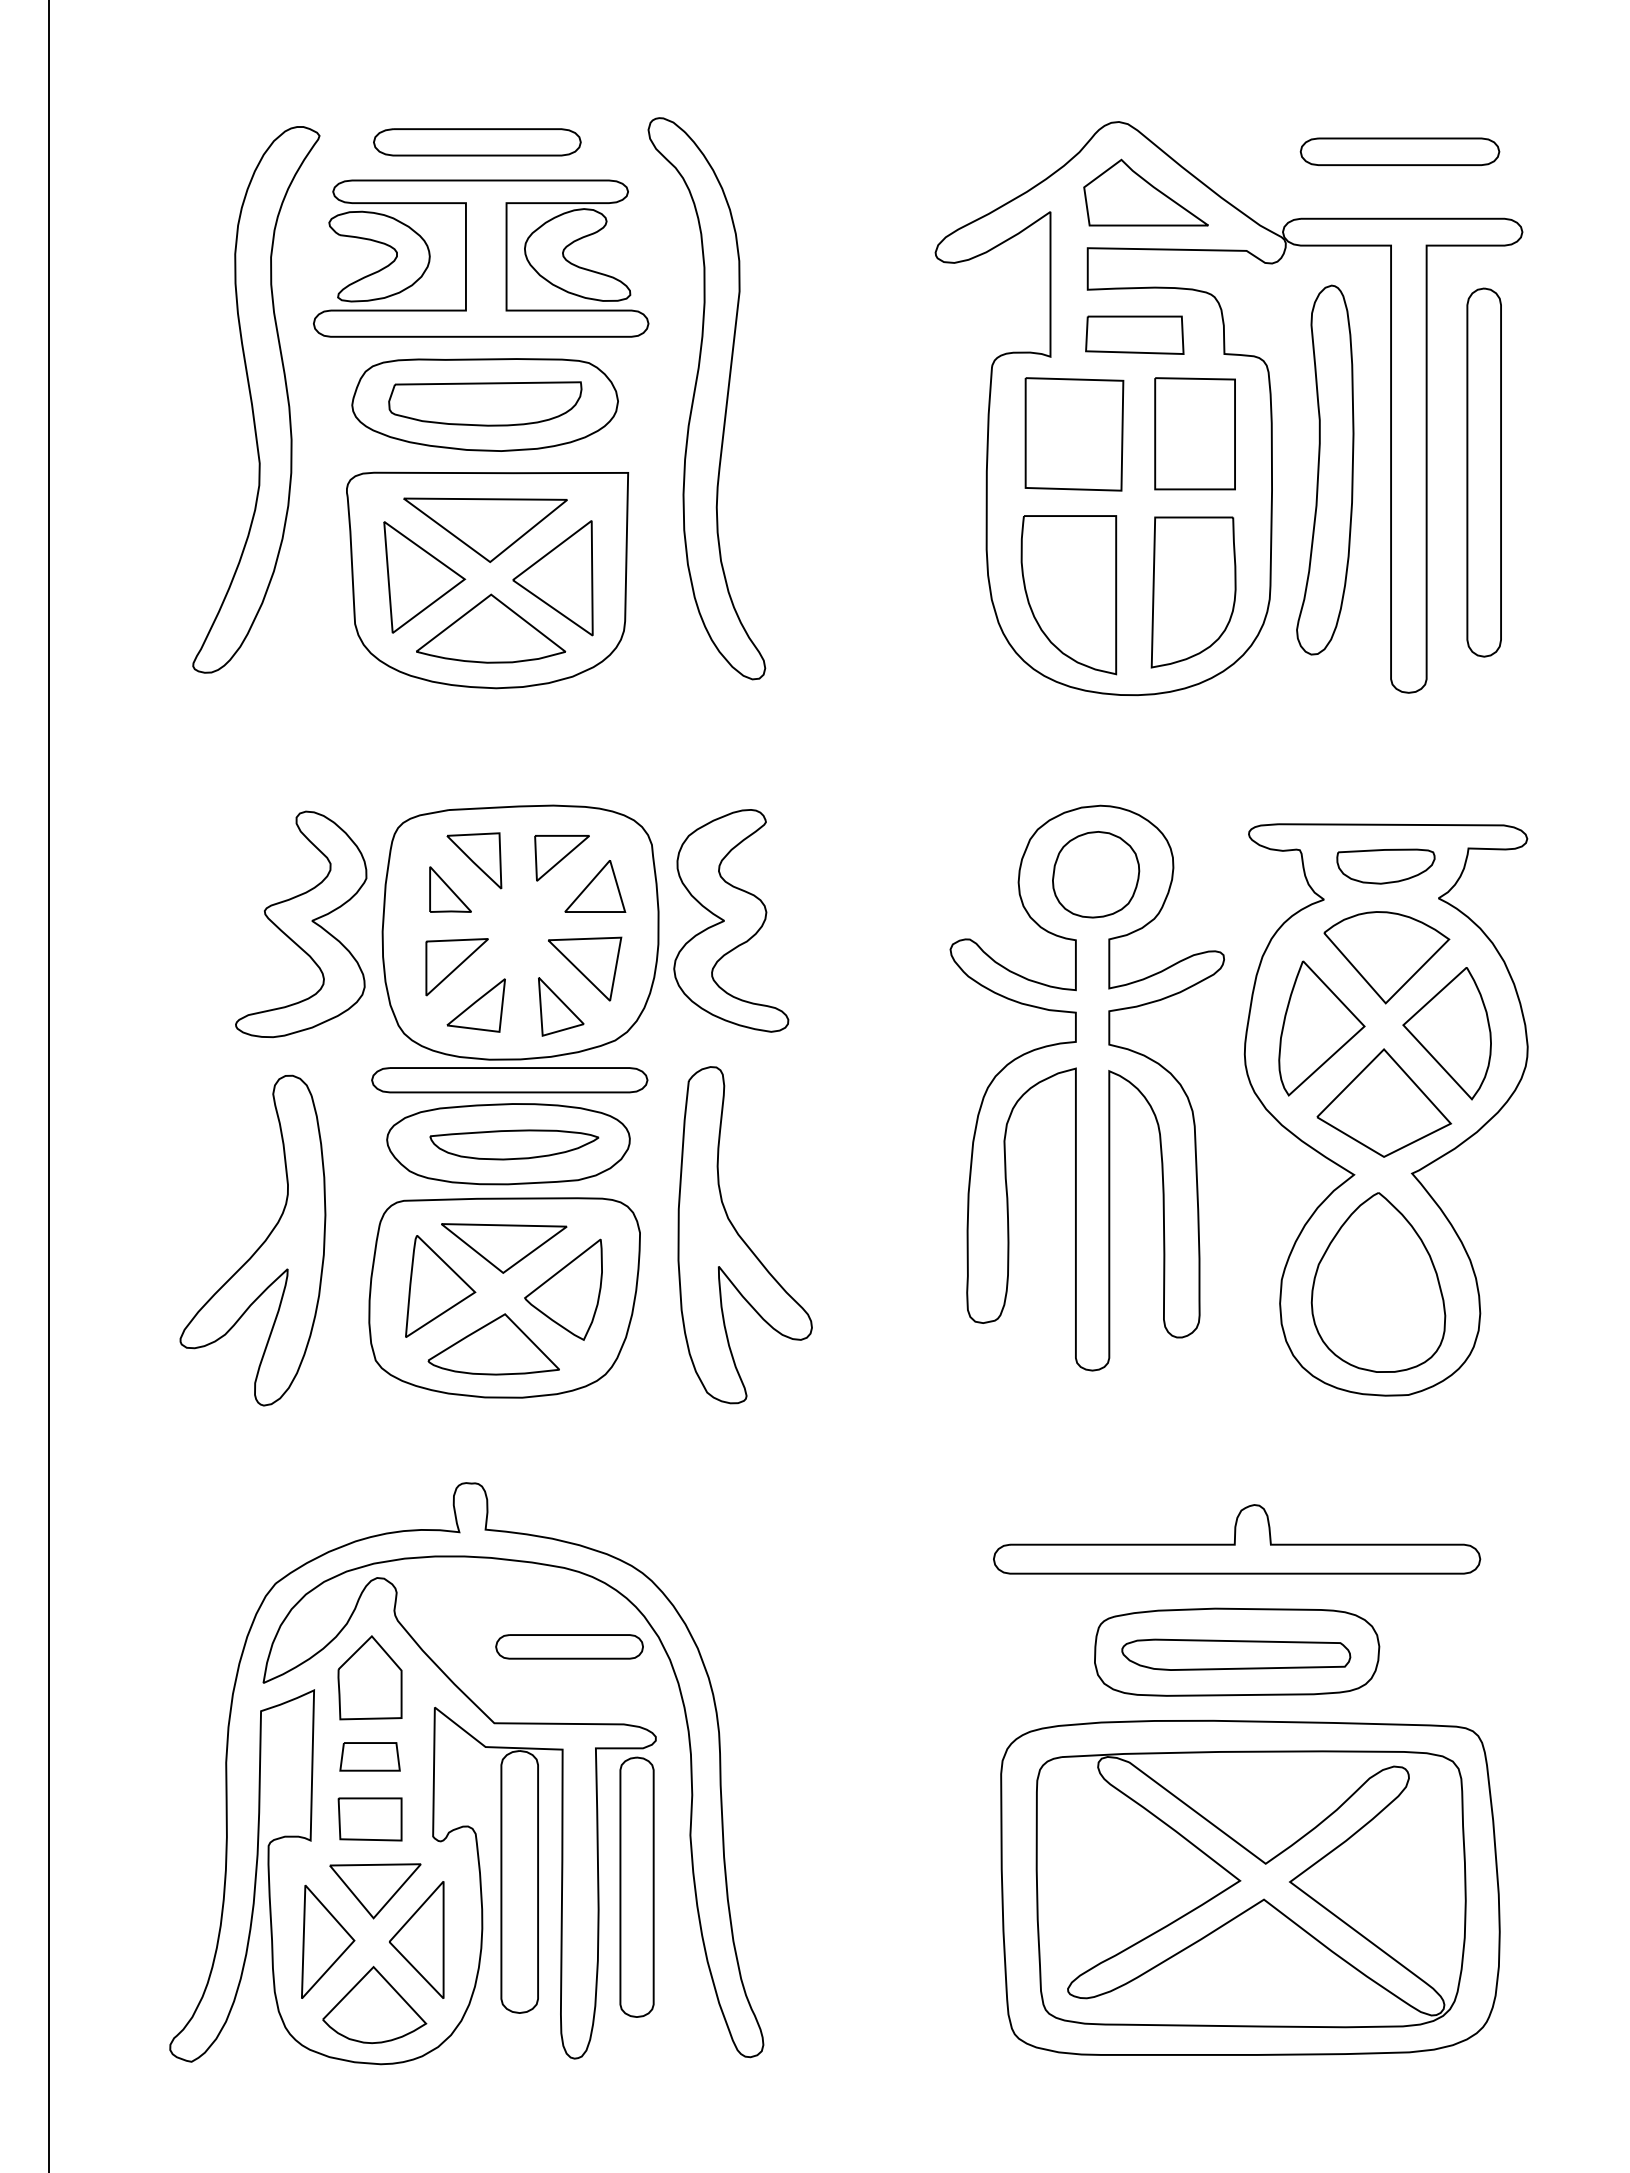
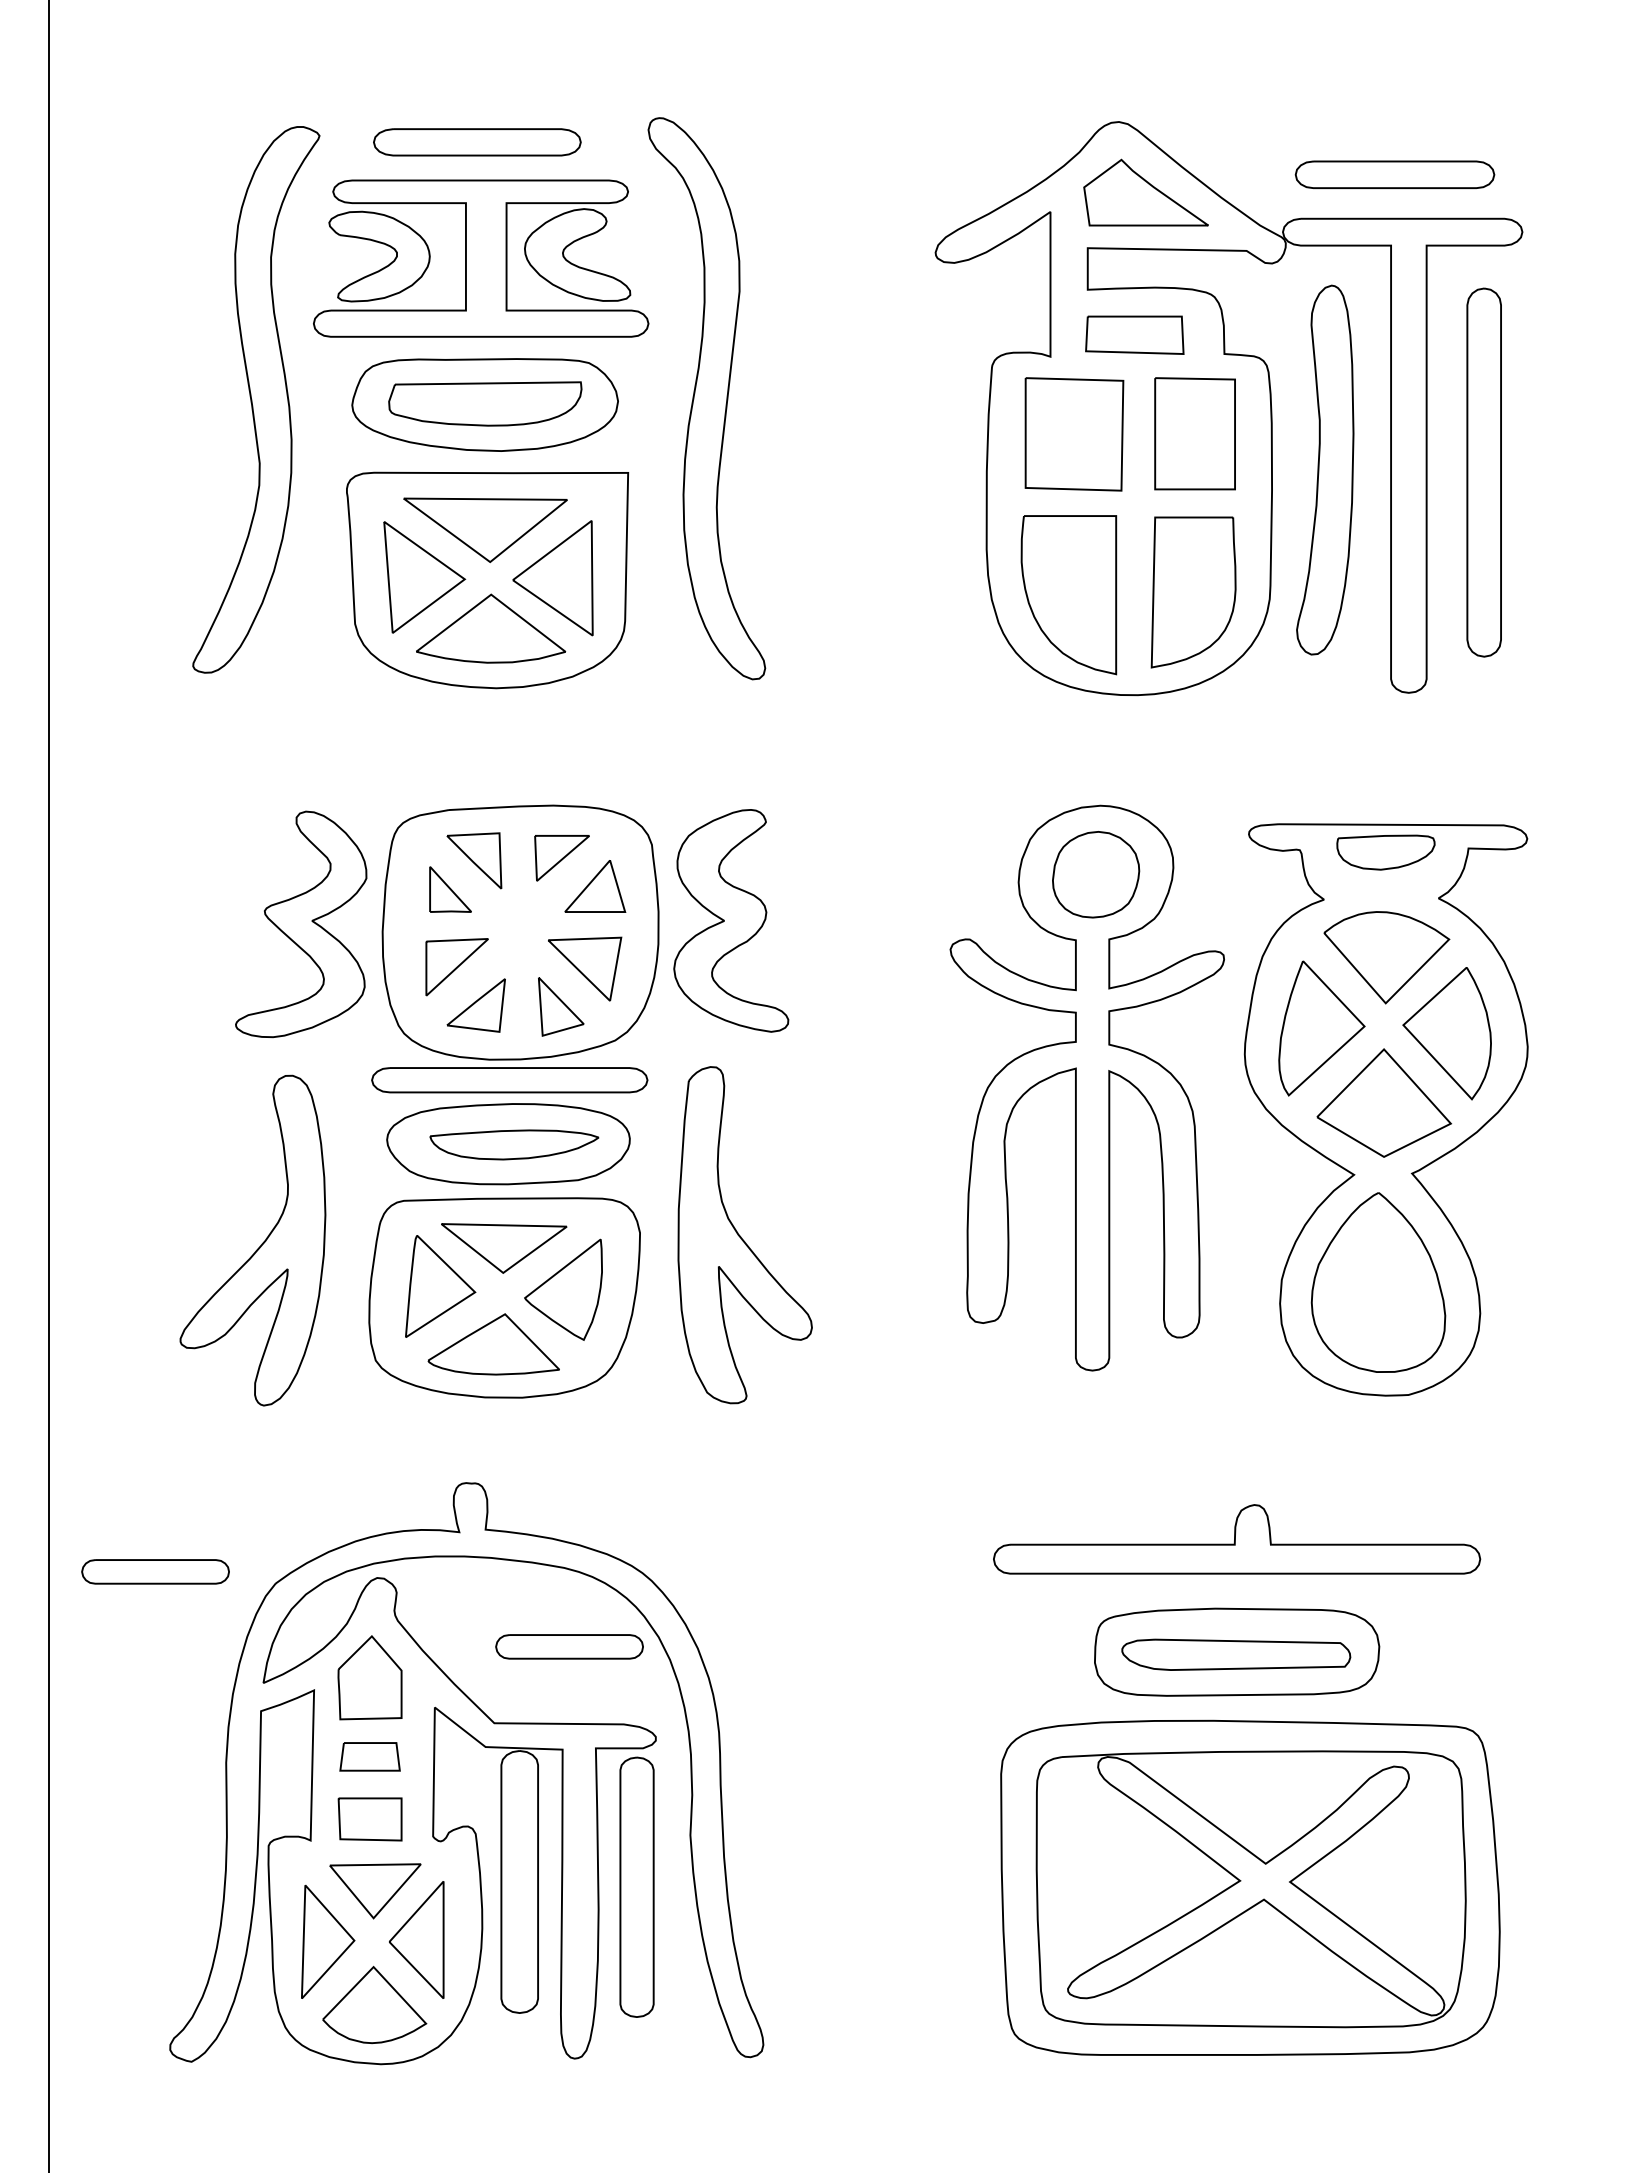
part position: (1399, 151) -> (1394, 174) (1394, 174)
part position: (1385, 866) -> (1385, 852) (1385, 852)
part: none -> present (155, 1571)
